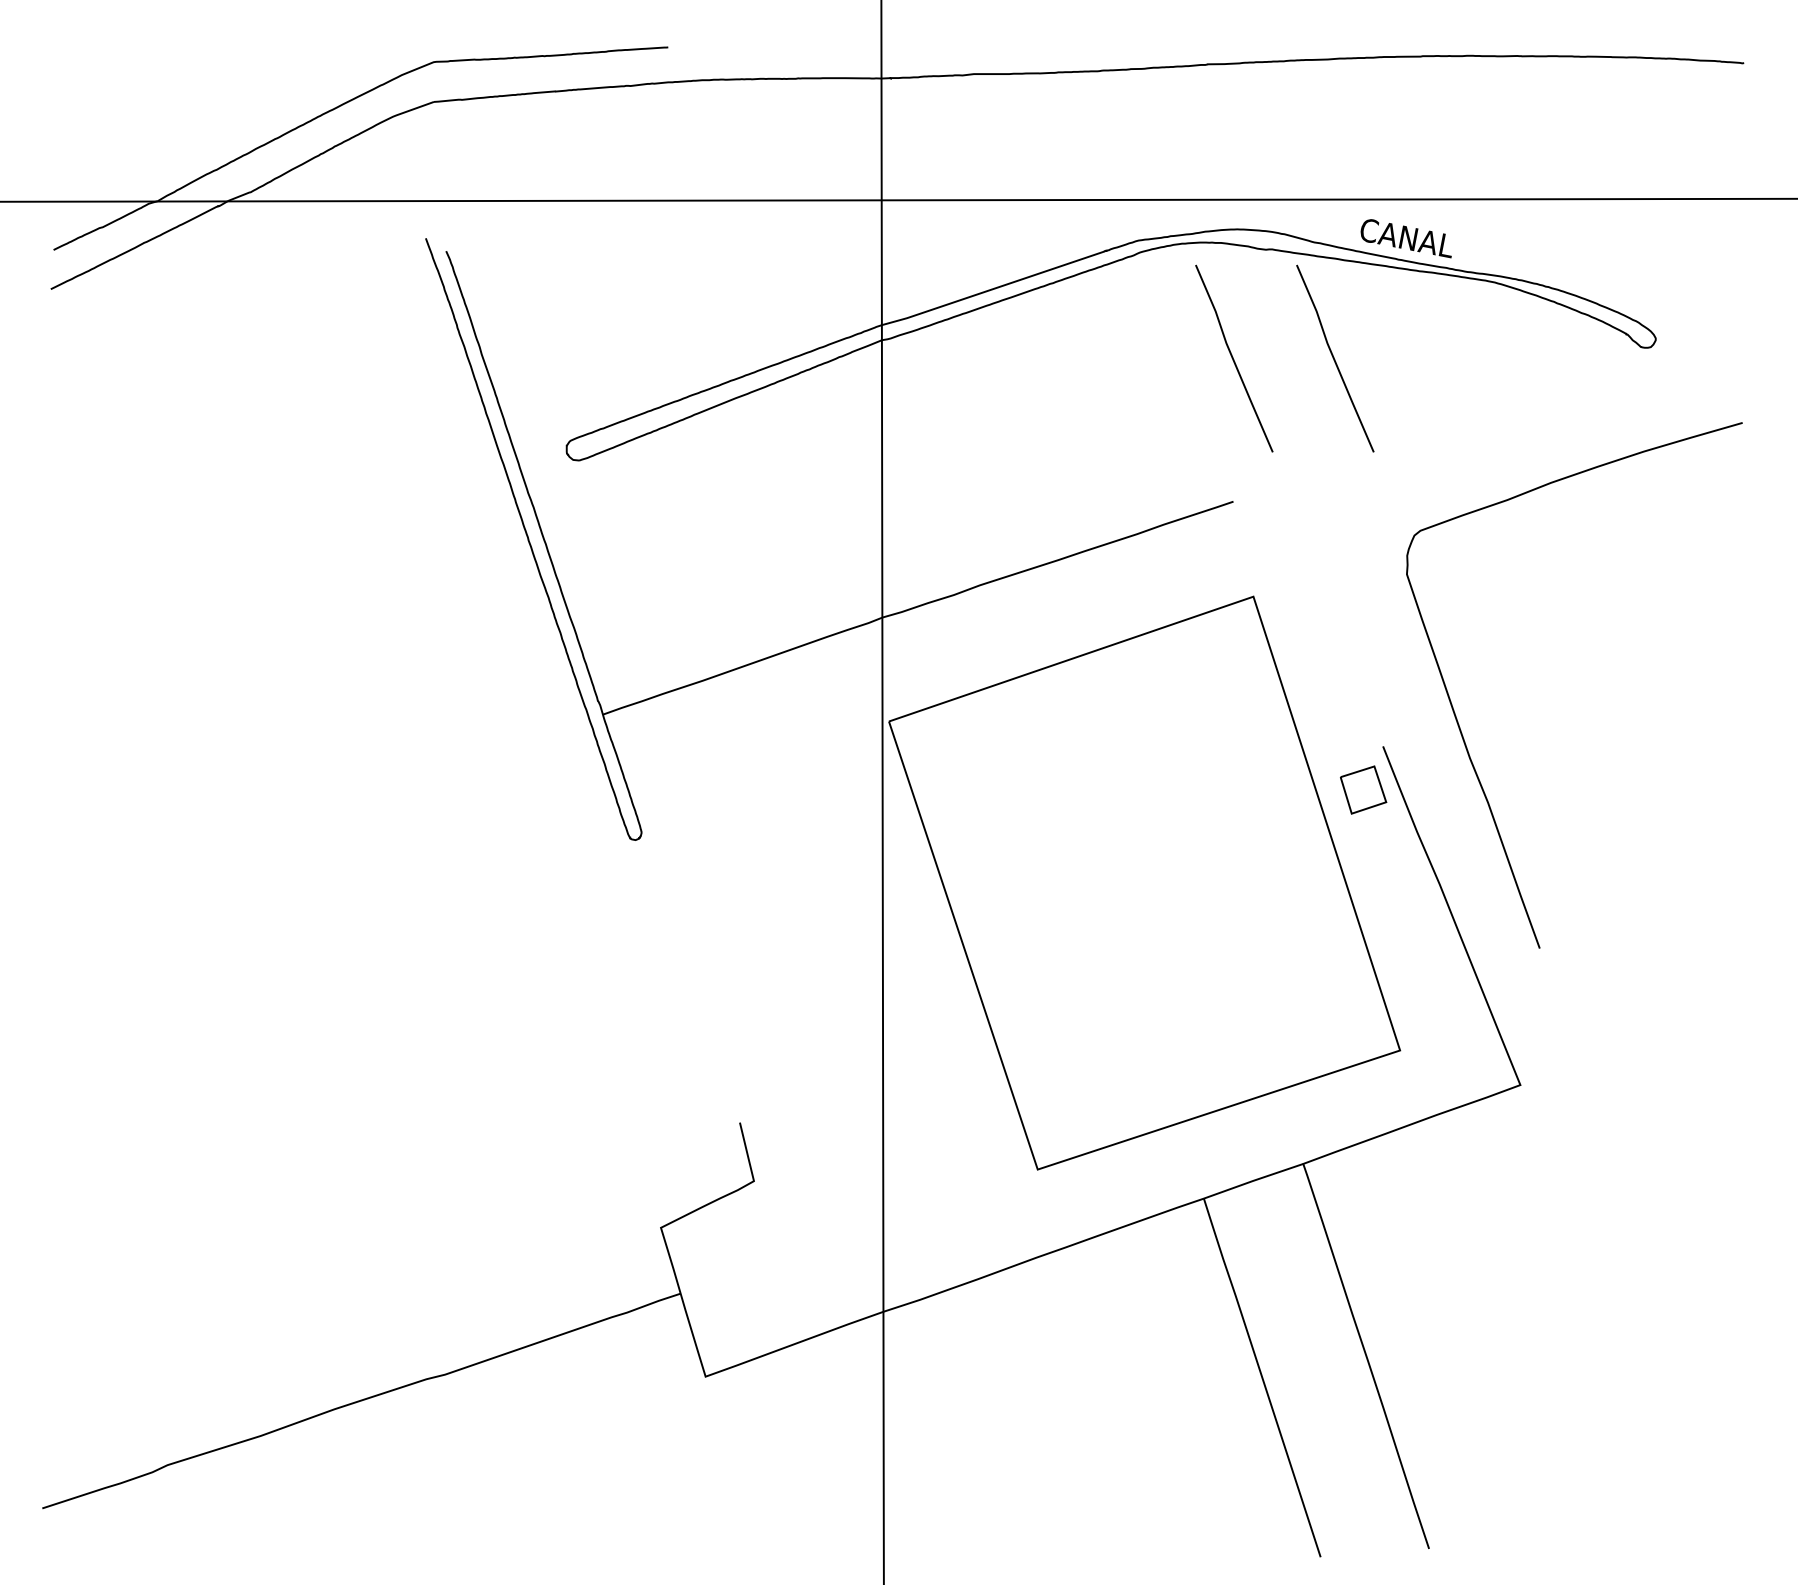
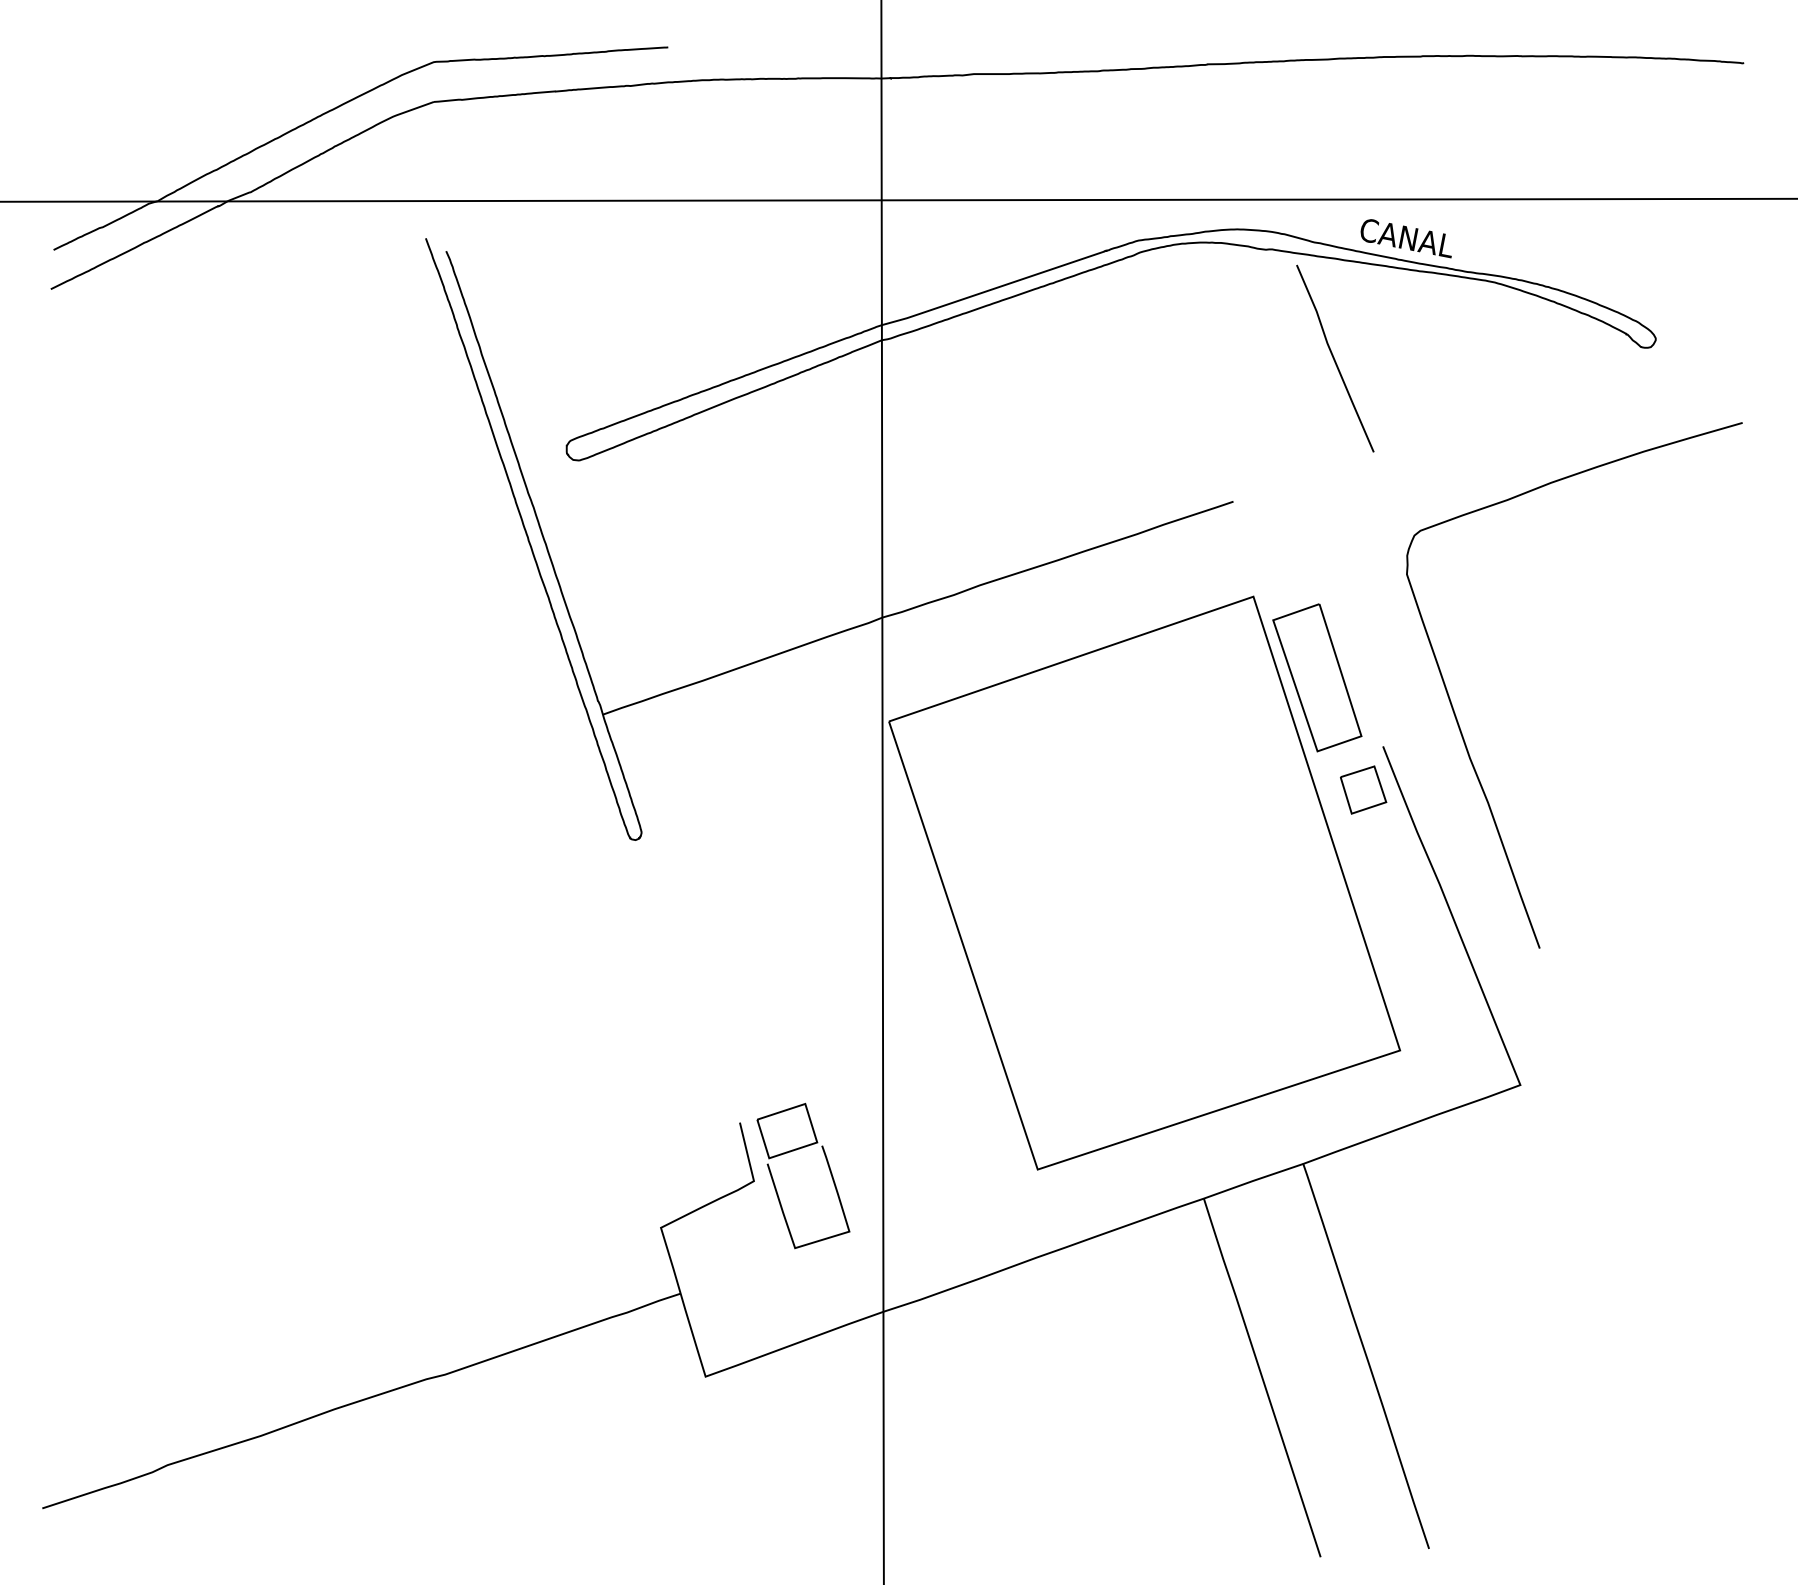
line: present -> none (1233, 358)
part: none -> present (1317, 677)
part: none -> present (796, 1150)
